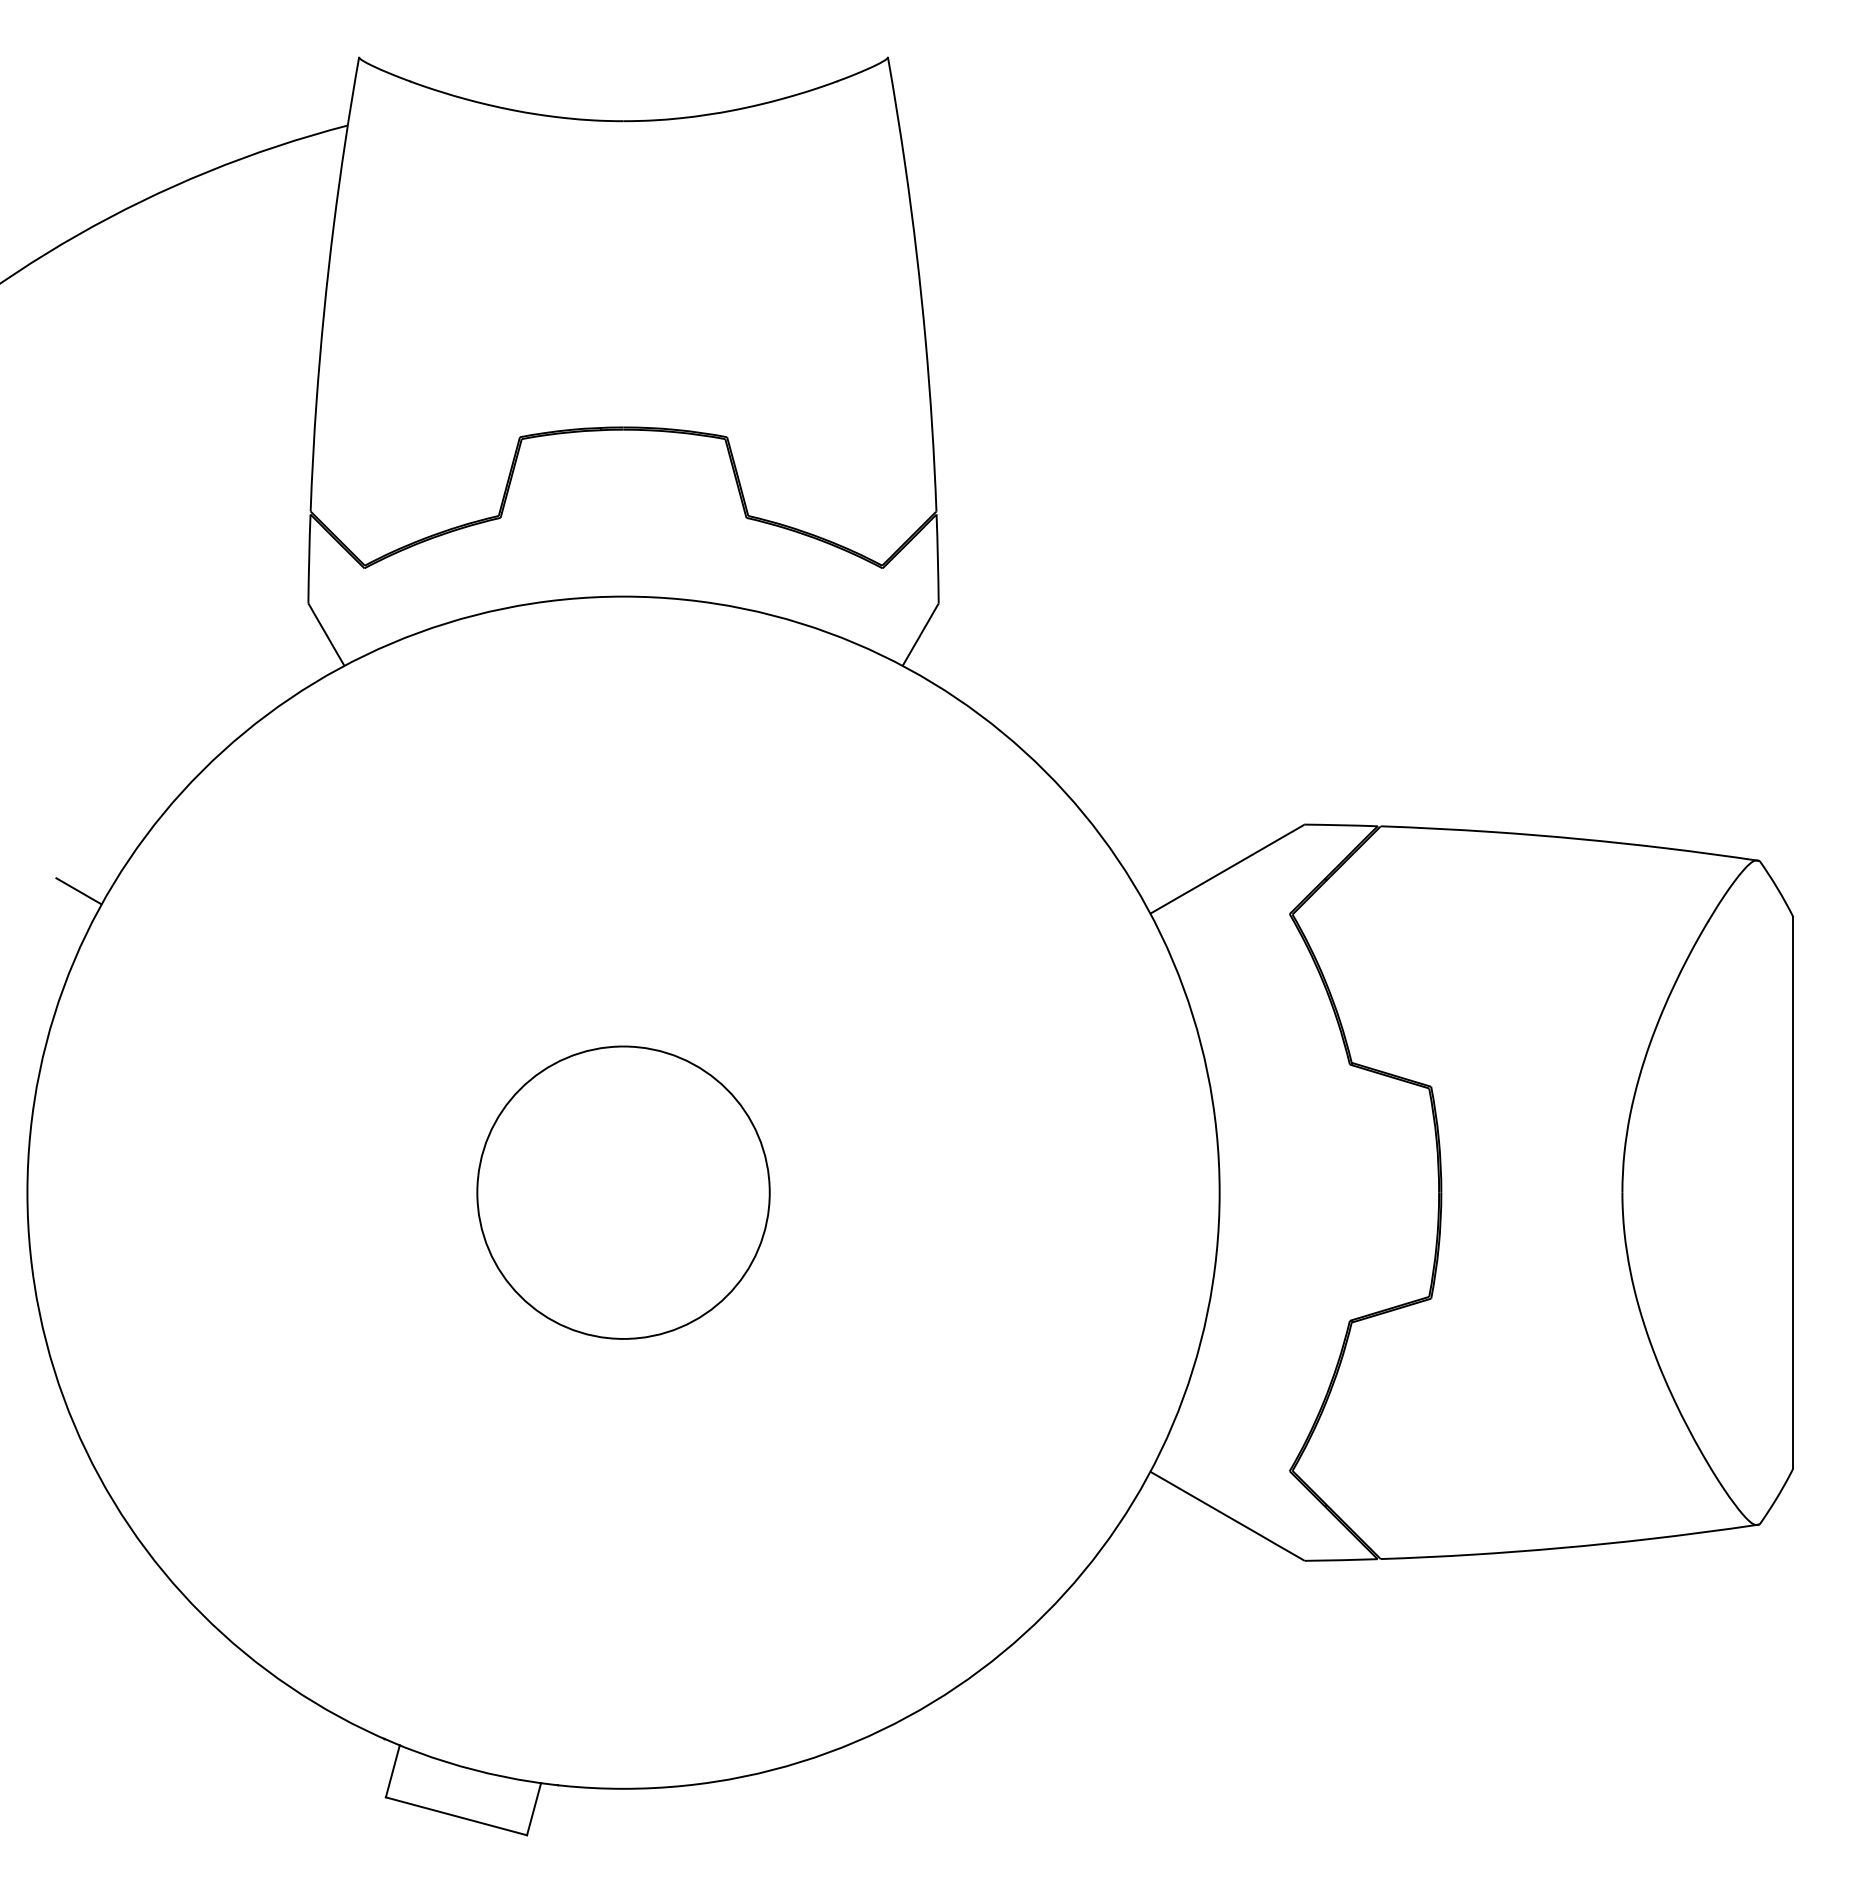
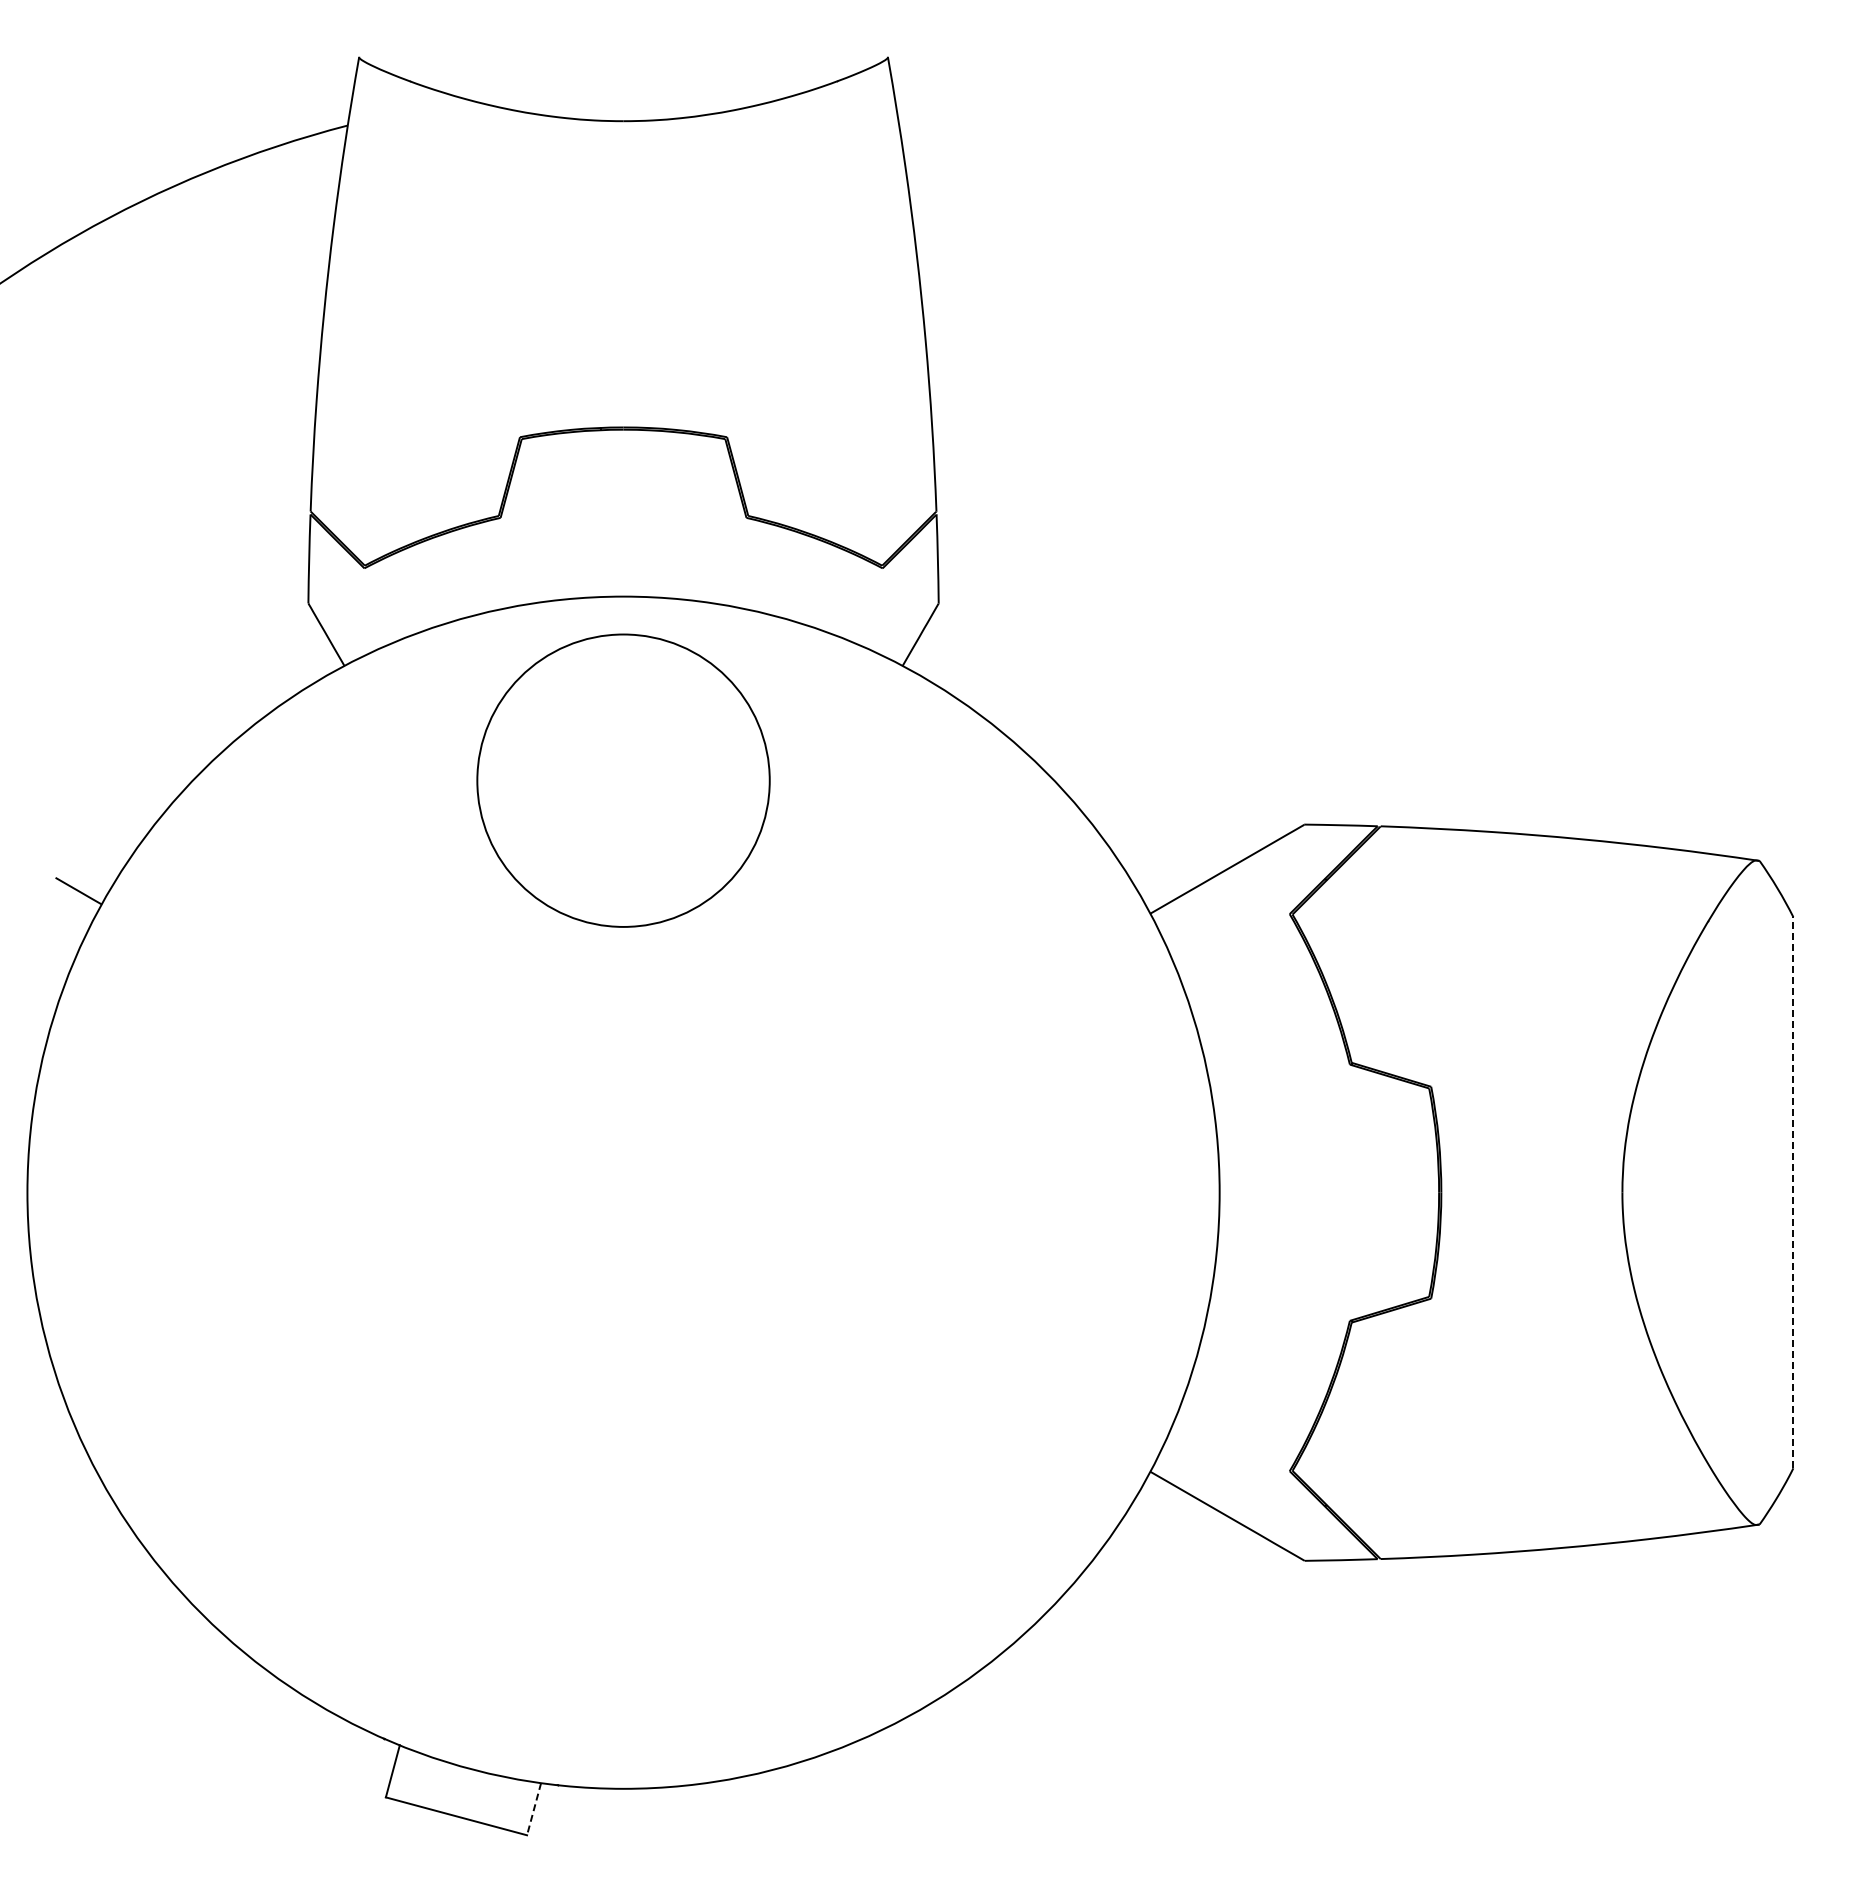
circle position: (623, 1192) -> (623, 780) (623, 780)
line: solid -> dashed (1793, 1192)
line: solid -> dashed (533, 1809)
